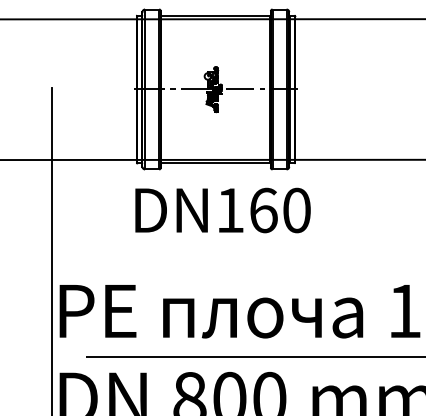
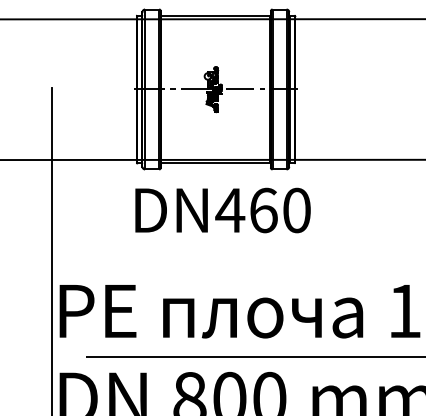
text: DN160 -> DN460 (230, 210)
